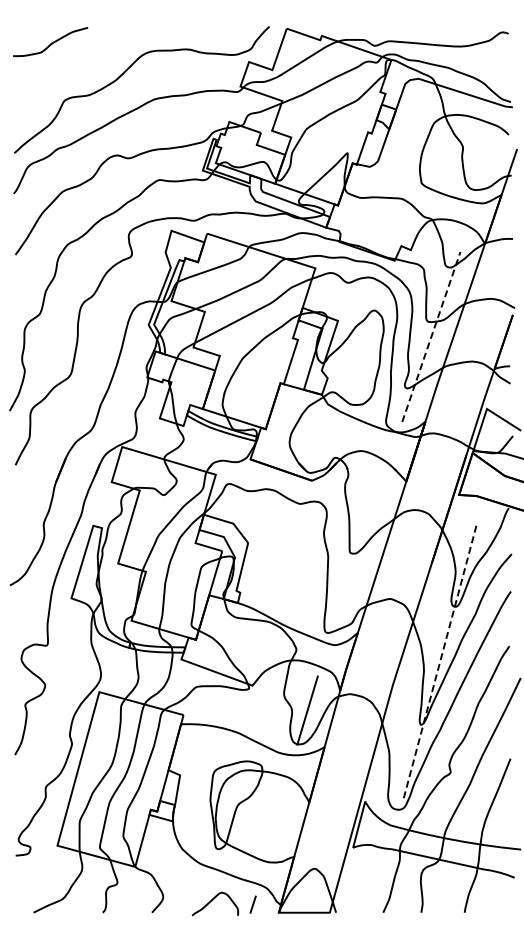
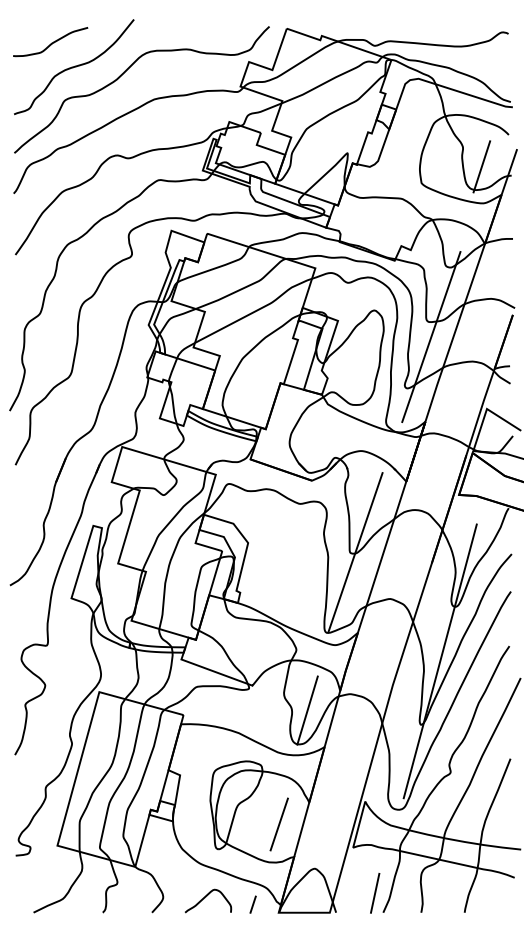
curve: none -> present (74, 67)
line: none -> present (481, 166)
line: dashed -> solid (431, 337)
line: none -> present (355, 552)
line: dashed -> solid (440, 661)
line: none -> present (278, 824)
line: none -> present (374, 892)
curve position: (213, 900) -> (206, 897) (206, 897)
